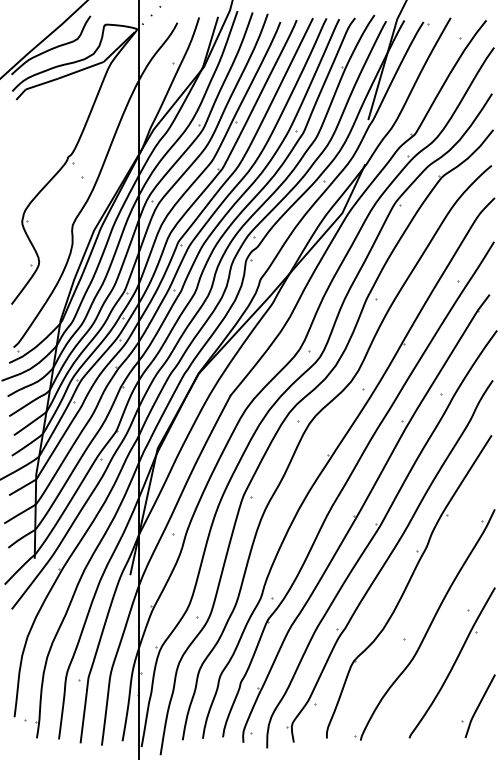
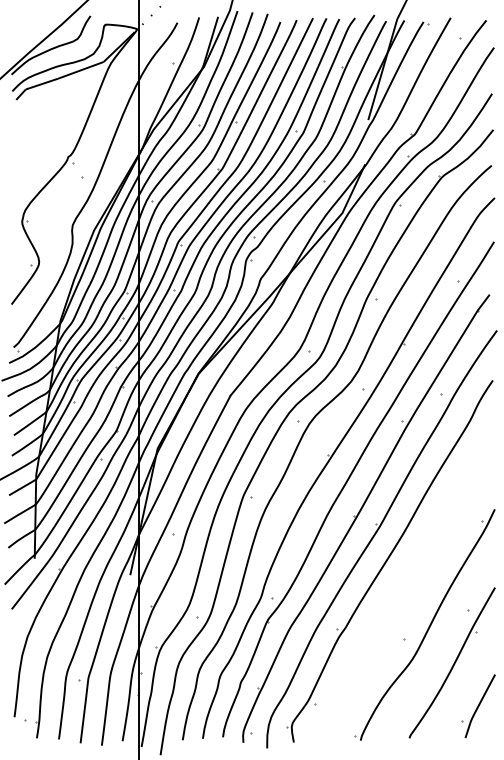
part: present -> none (409, 586)
